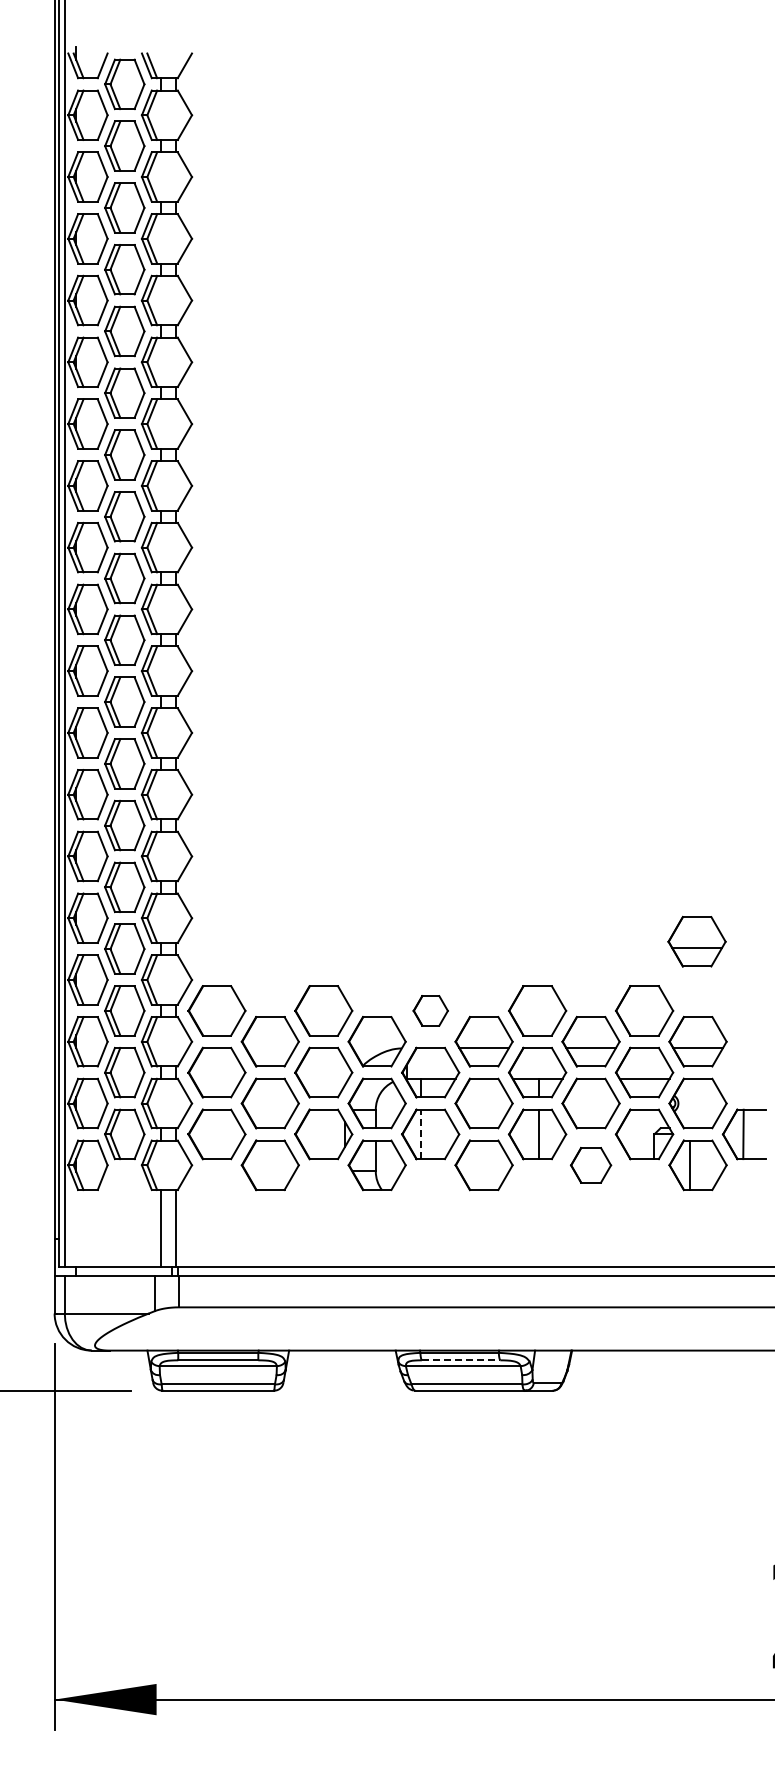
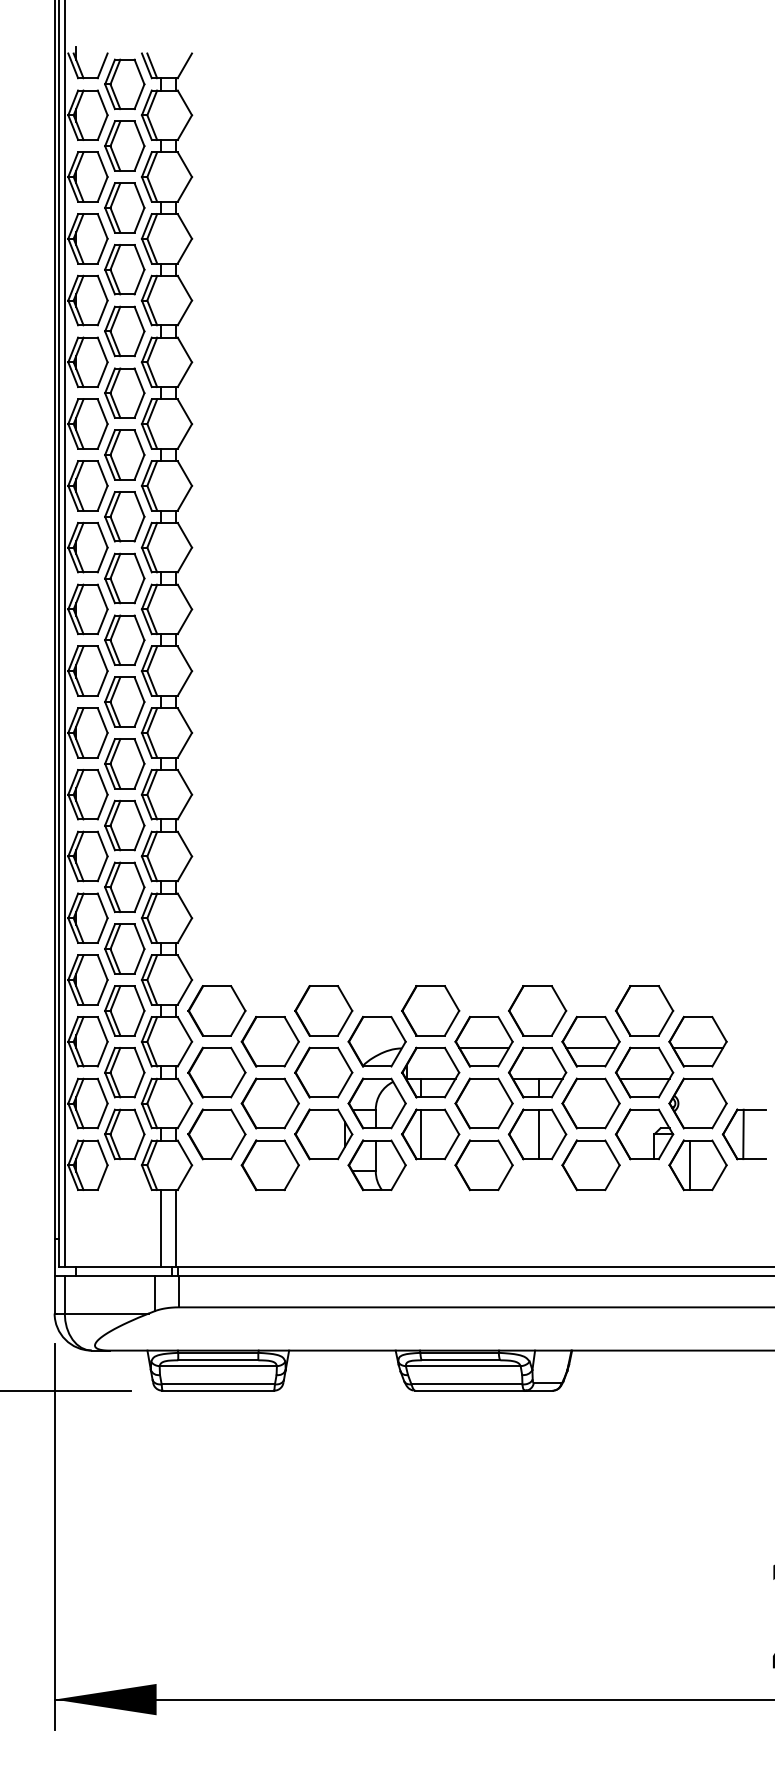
part: present -> none (696, 941)
part size: 37x32 px -> 60x52 px (430, 1010)
line: dashed -> solid (420, 1134)
part size: 43x37 px -> 60x53 px (590, 1165)
line: dashed -> solid (461, 1360)
